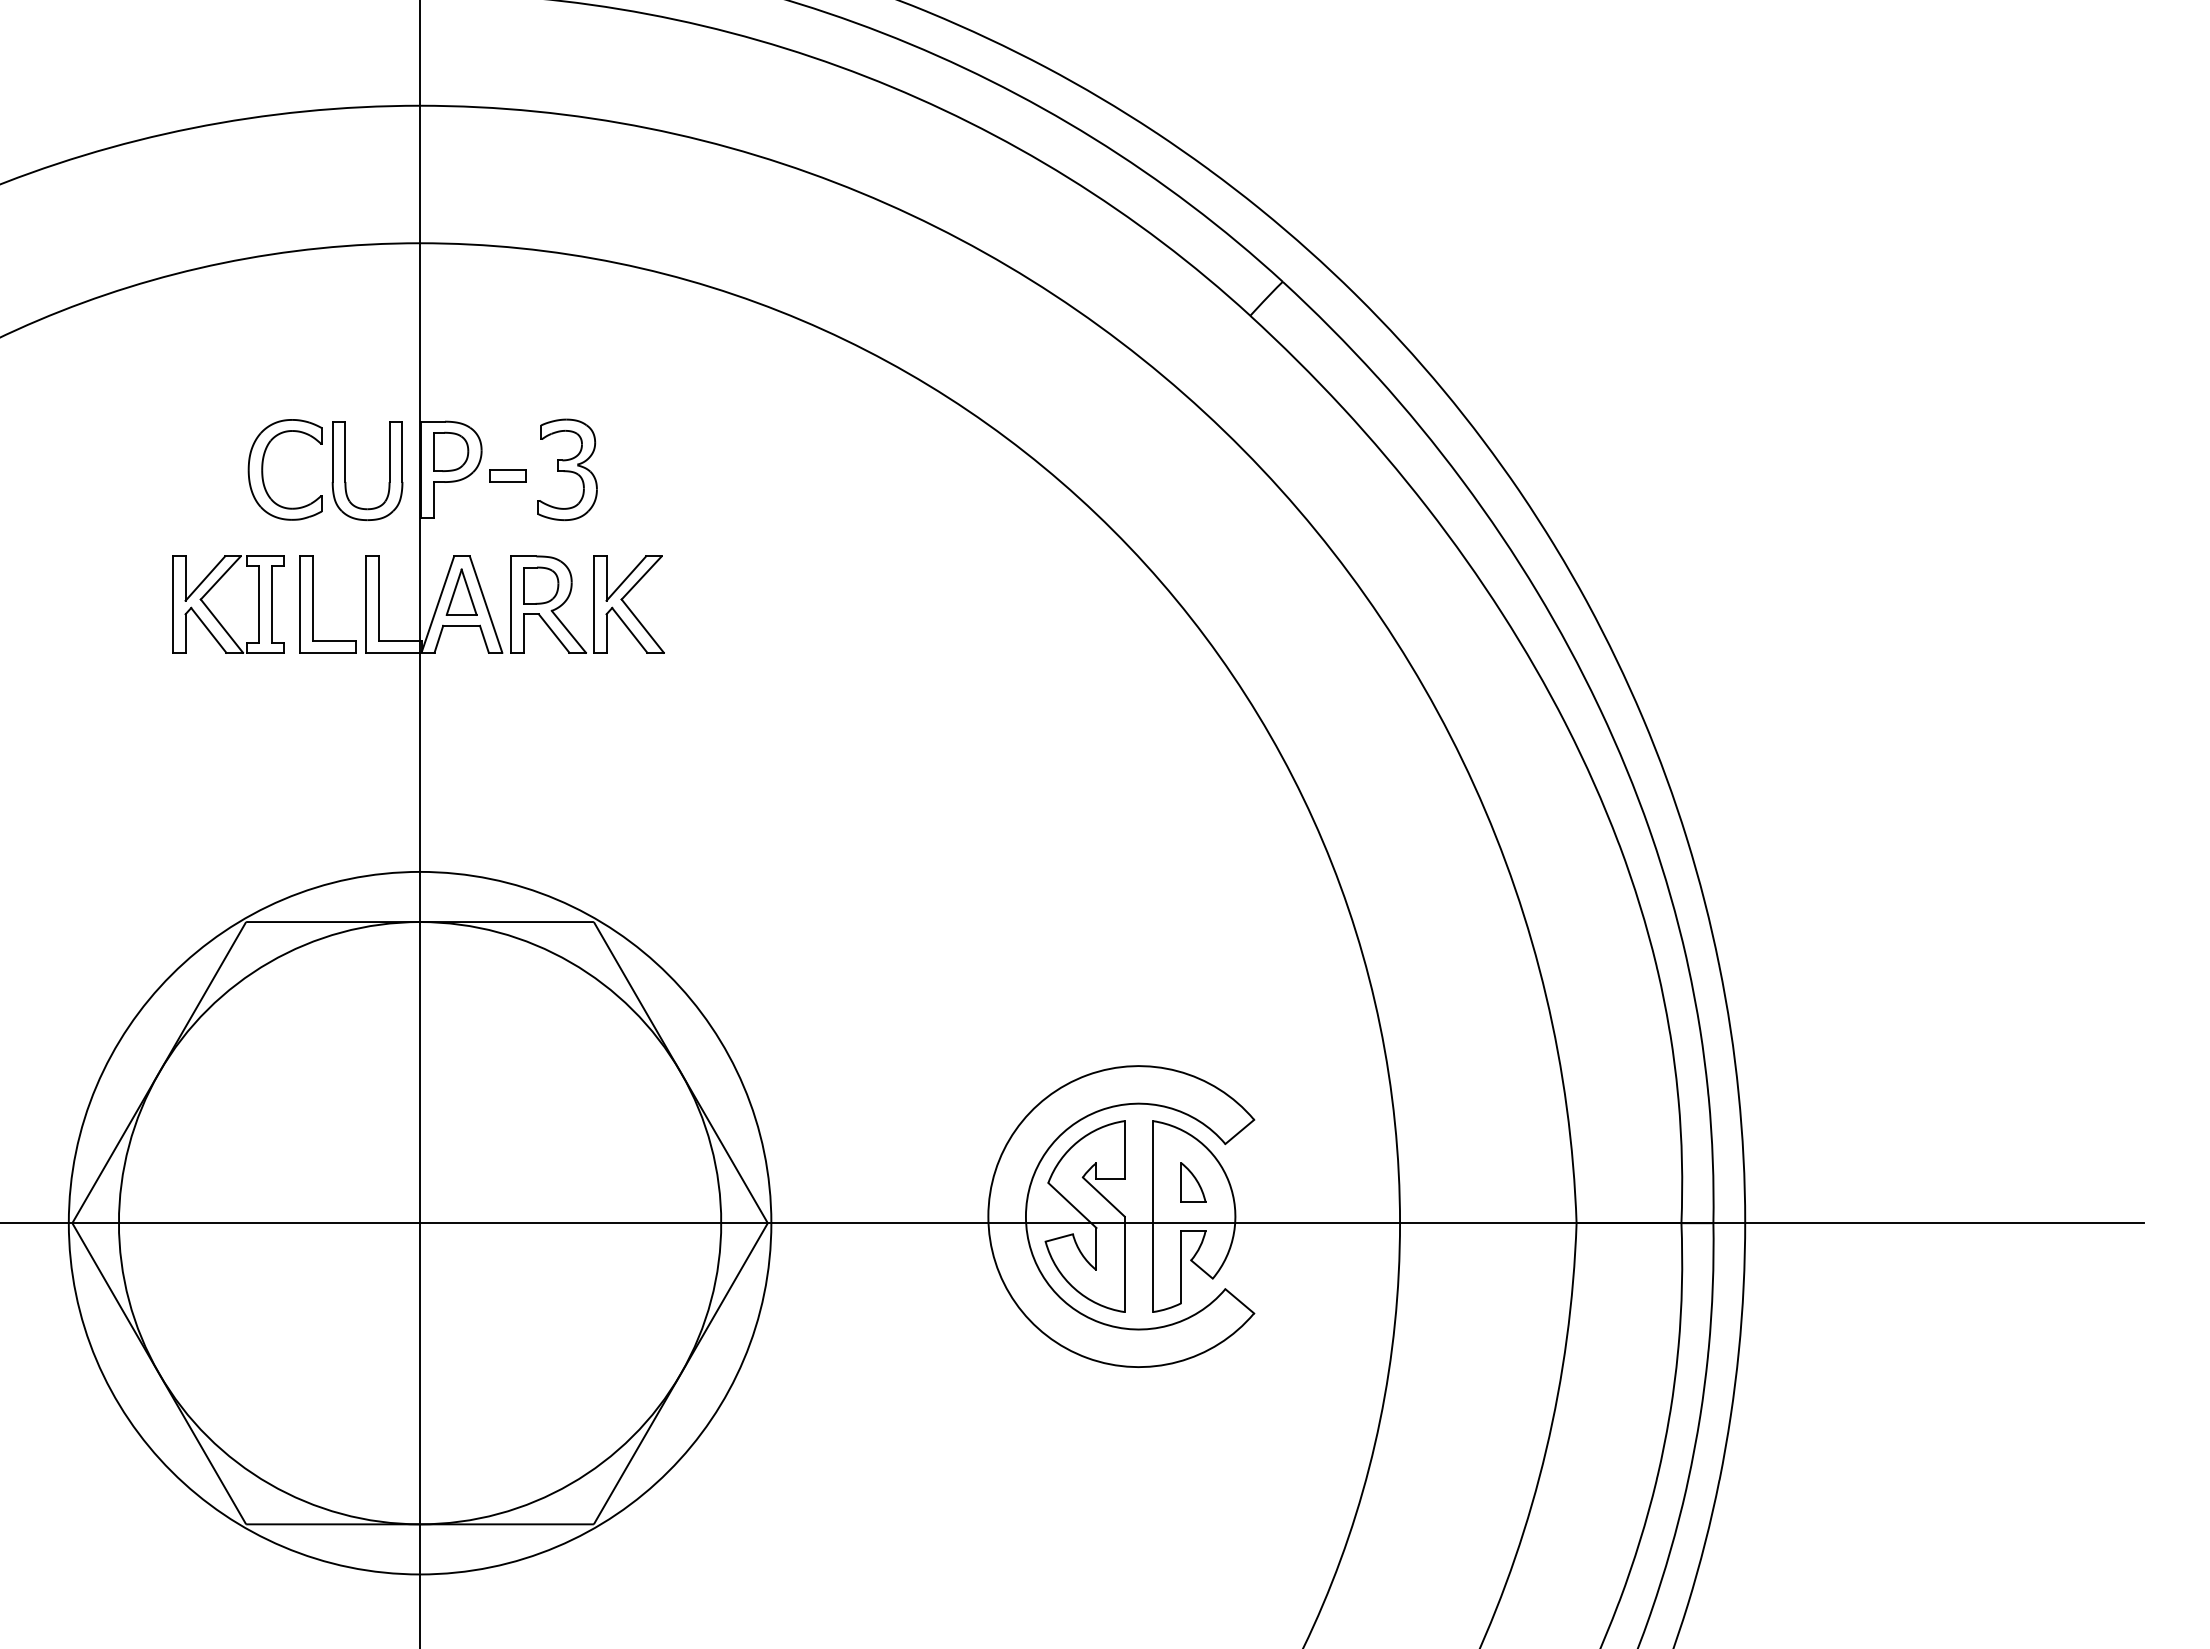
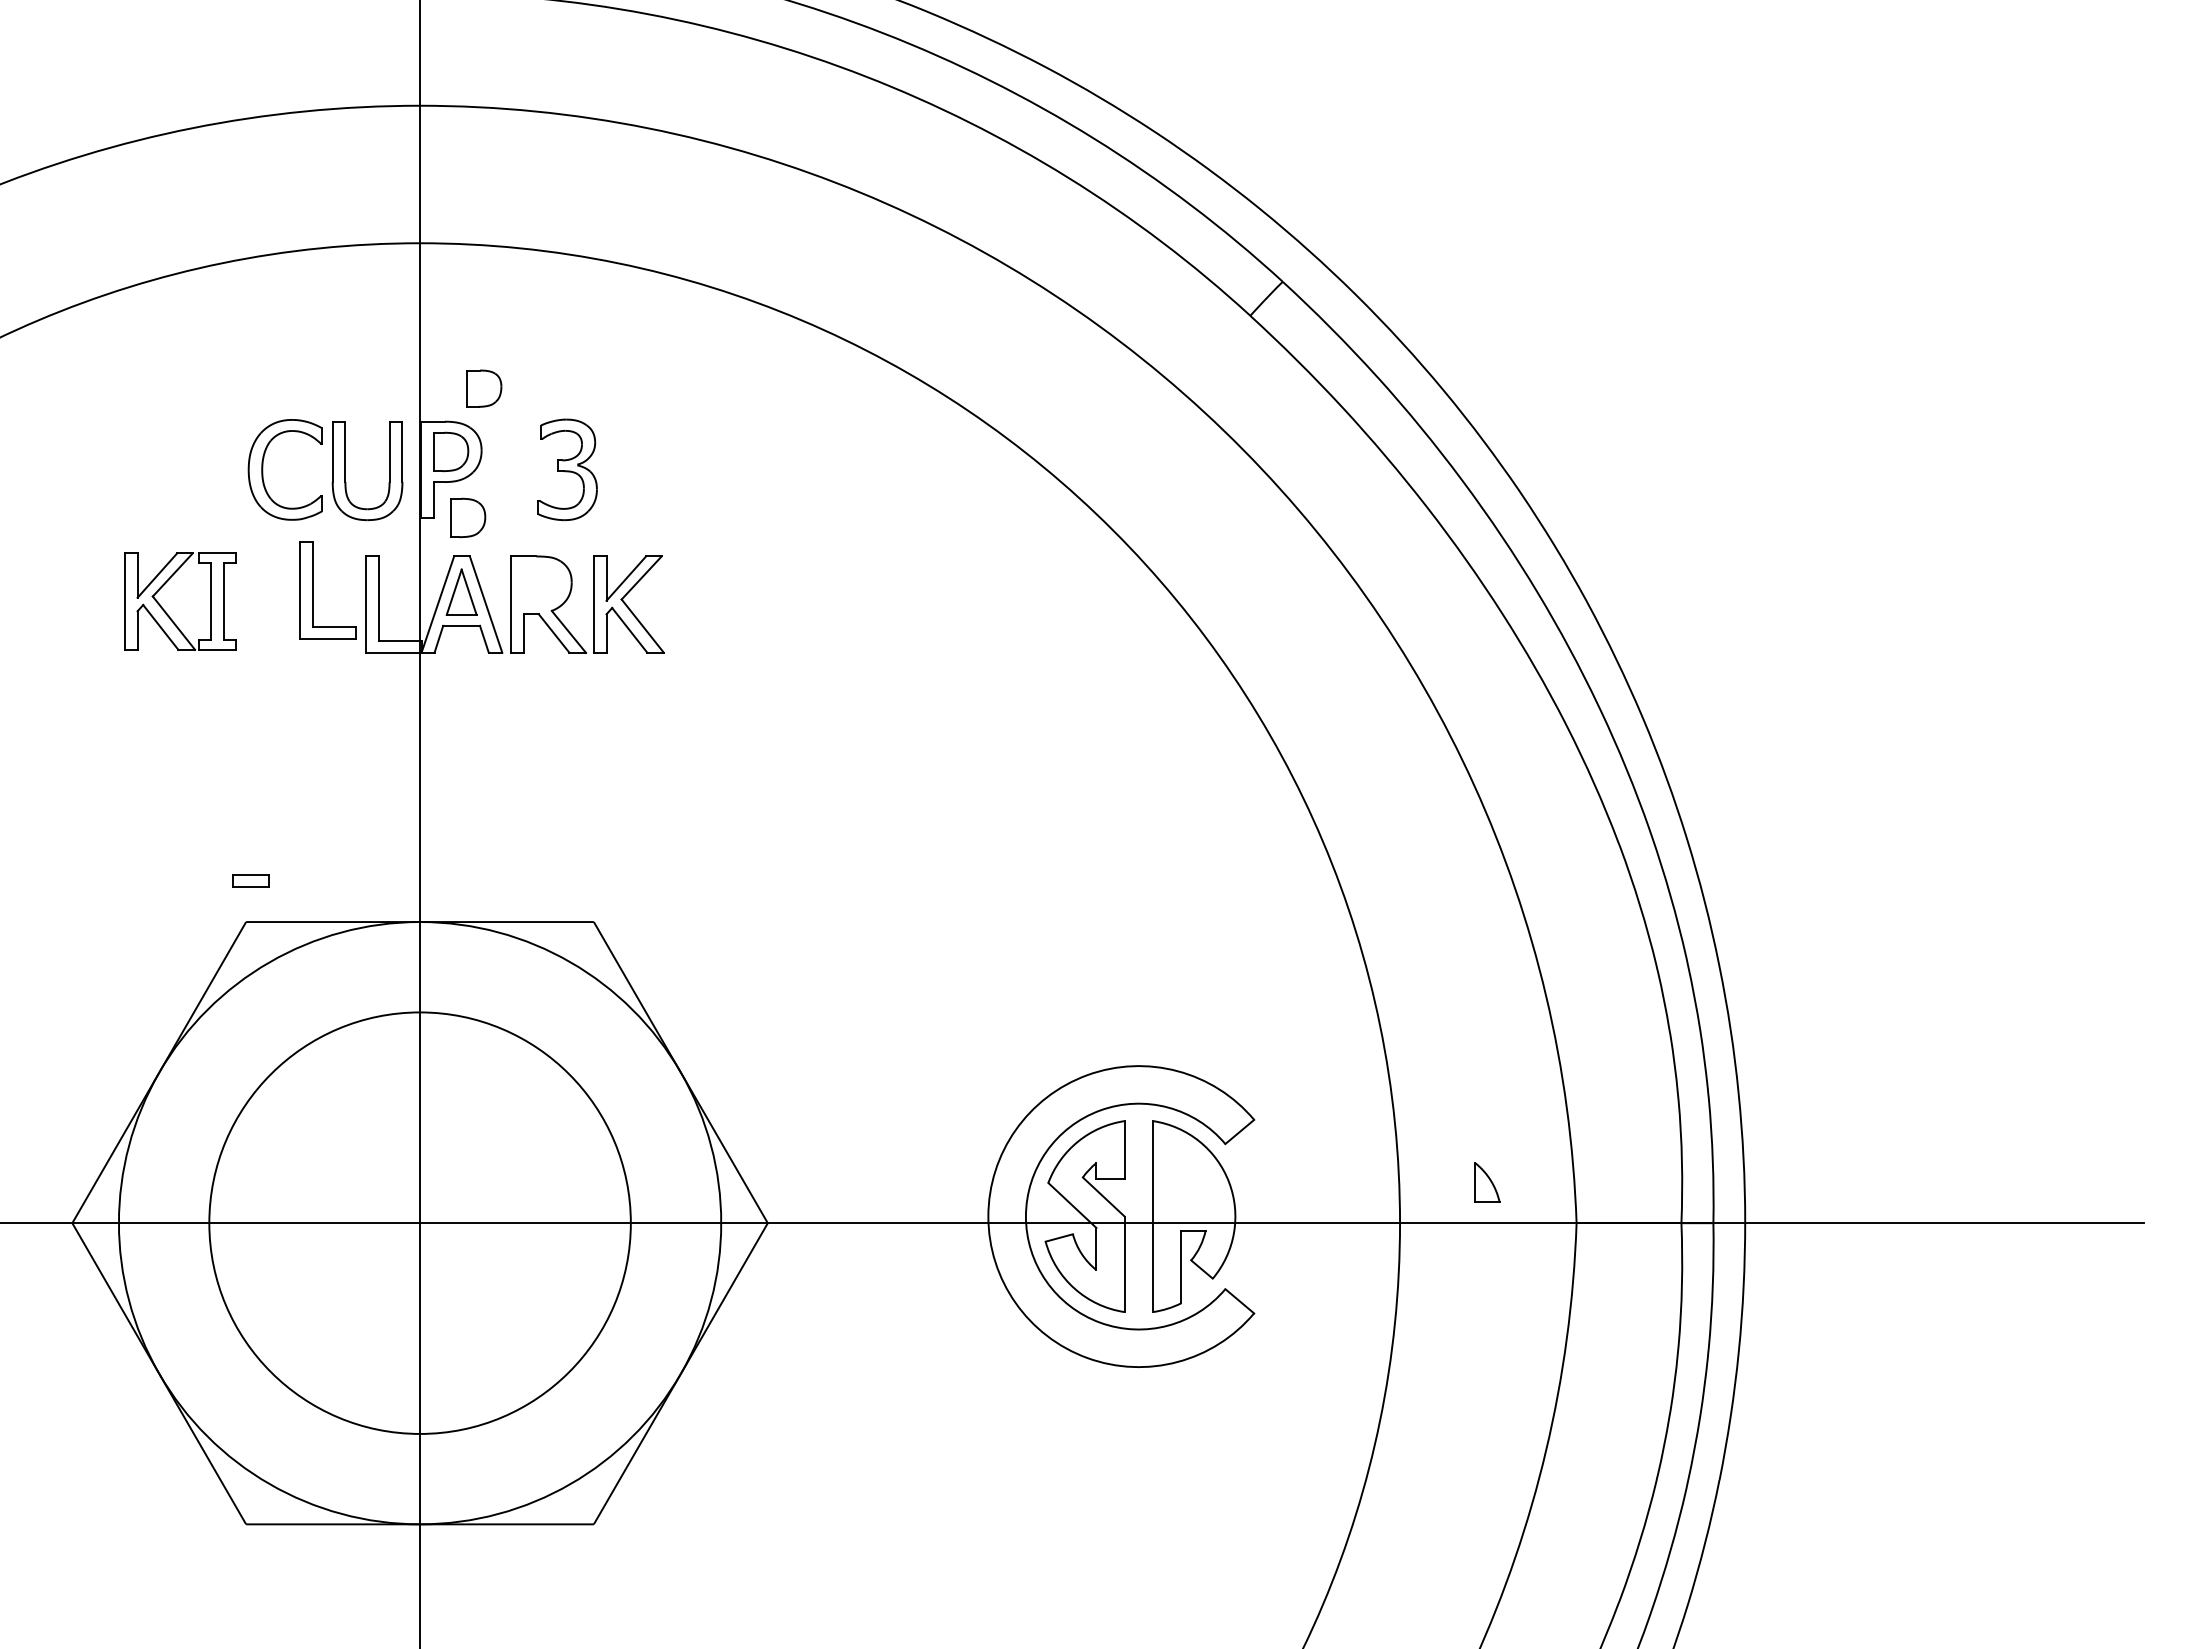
part position: (507, 475) -> (250, 880) (250, 880)
part: none -> present (468, 517)
part position: (541, 585) -> (484, 388) (484, 388)
part position: (313, 604) -> (313, 590) (313, 590)
part position: (213, 613) -> (165, 610) (165, 610)
part position: (1193, 1182) -> (1487, 1182) (1487, 1182)
circle diameter: 703 px -> 422 px (419, 1222)
